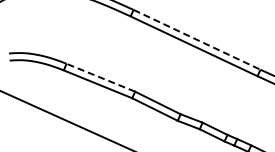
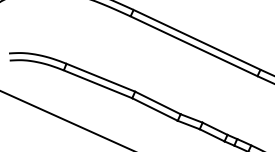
line: dashed -> solid (197, 40)
line: dashed -> solid (100, 77)
